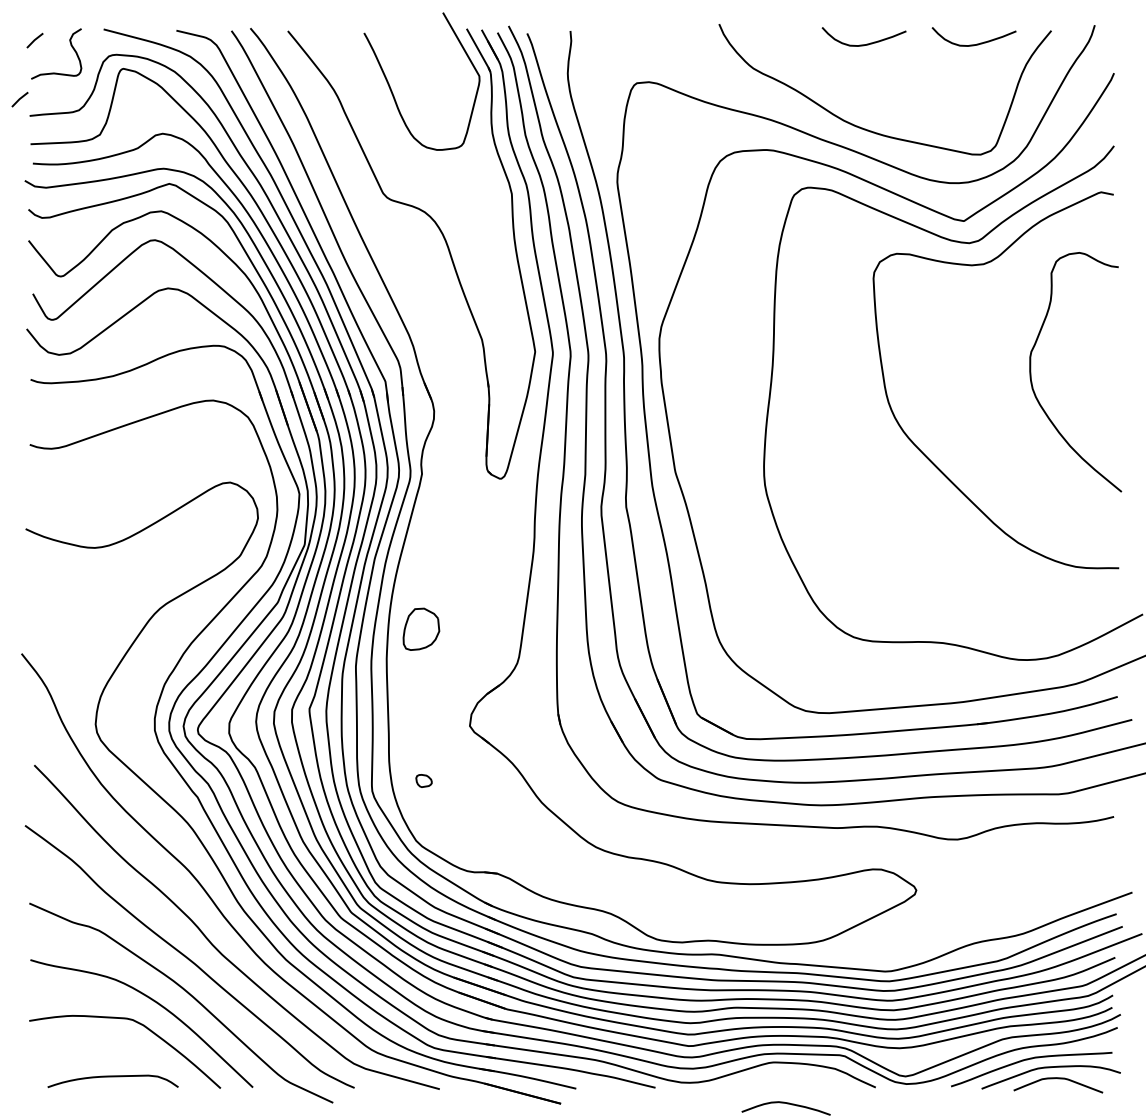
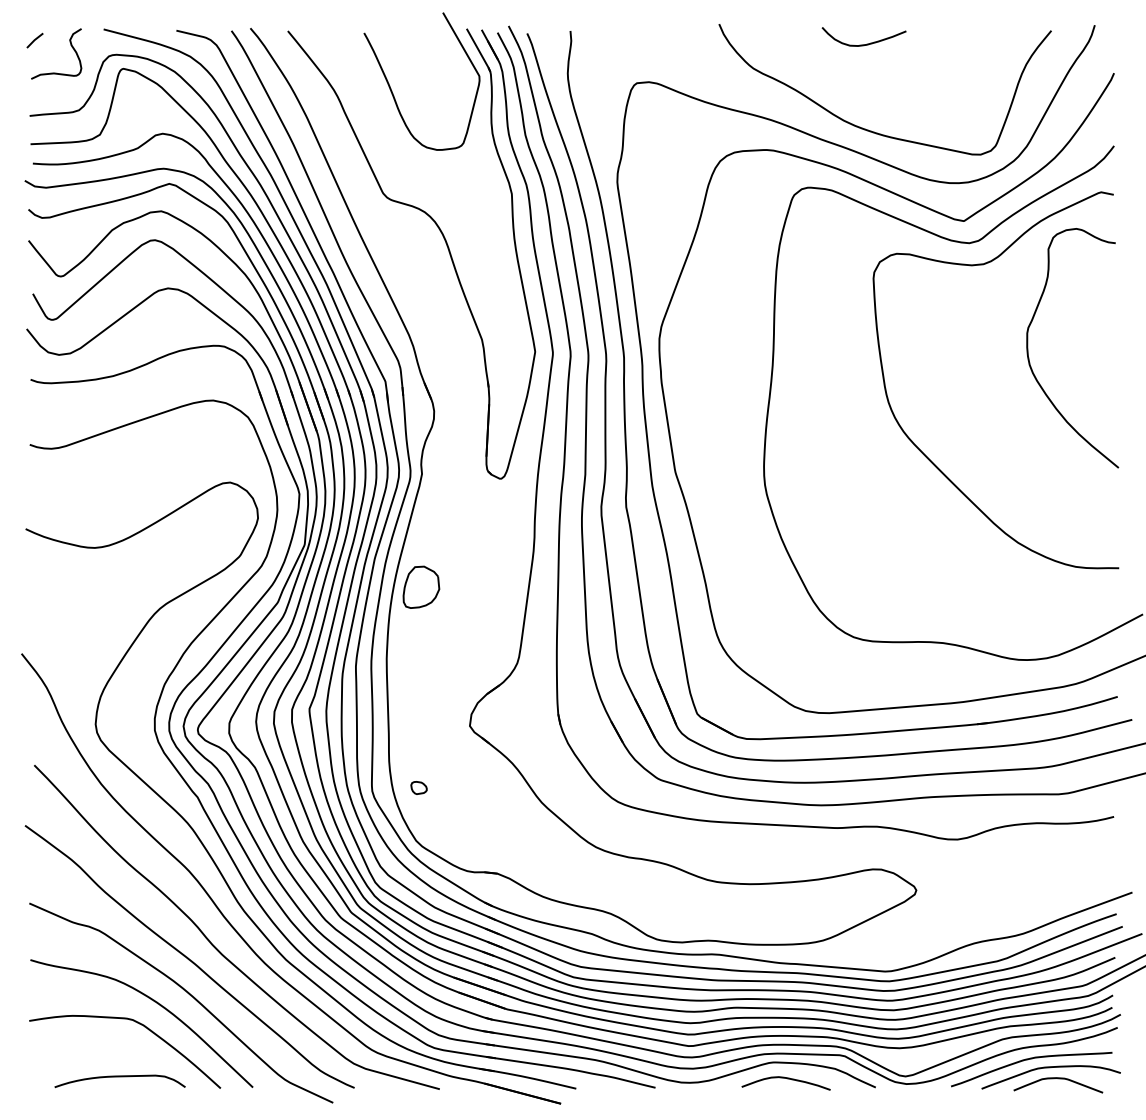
curve: present -> none (976, 43)
line: present -> none (19, 99)
curve position: (1032, 381) -> (1029, 357) (1029, 357)
part position: (421, 628) -> (421, 586) (421, 586)
part position: (423, 780) -> (418, 787) (418, 787)
curve position: (112, 1077) -> (119, 1077) (119, 1077)
curve position: (787, 1104) -> (787, 1079) (787, 1079)
